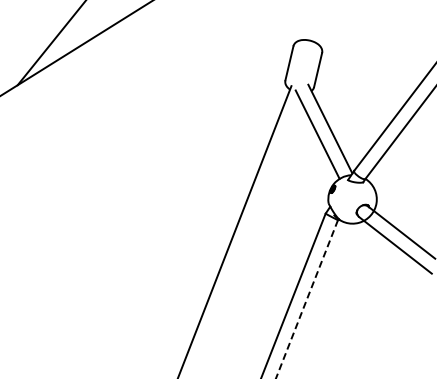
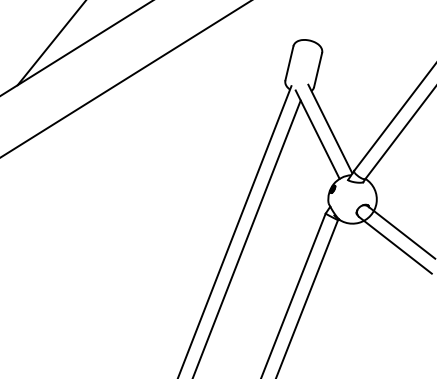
line: none -> present (125, 79)
line: none -> present (246, 237)
line: dashed -> solid (307, 299)
